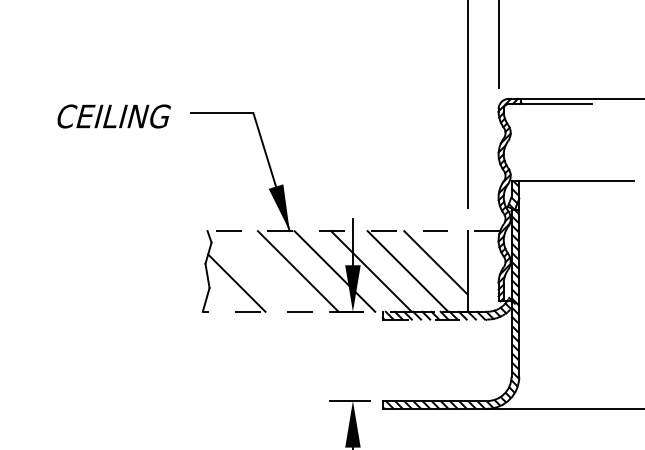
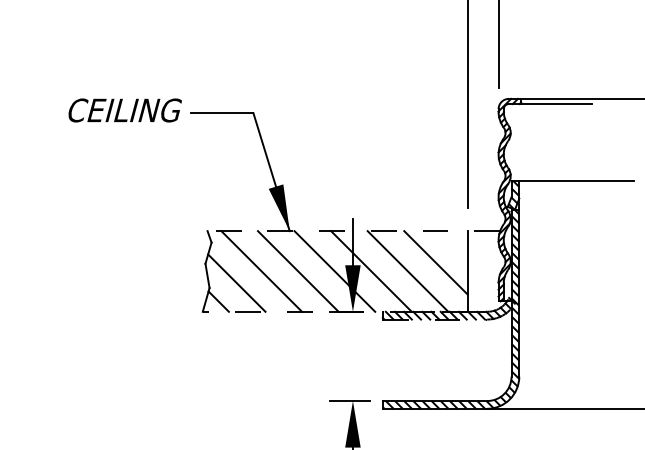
text position: (113, 116) -> (124, 110) (124, 110)
line: none -> present (261, 271)
line: none -> present (218, 301)
